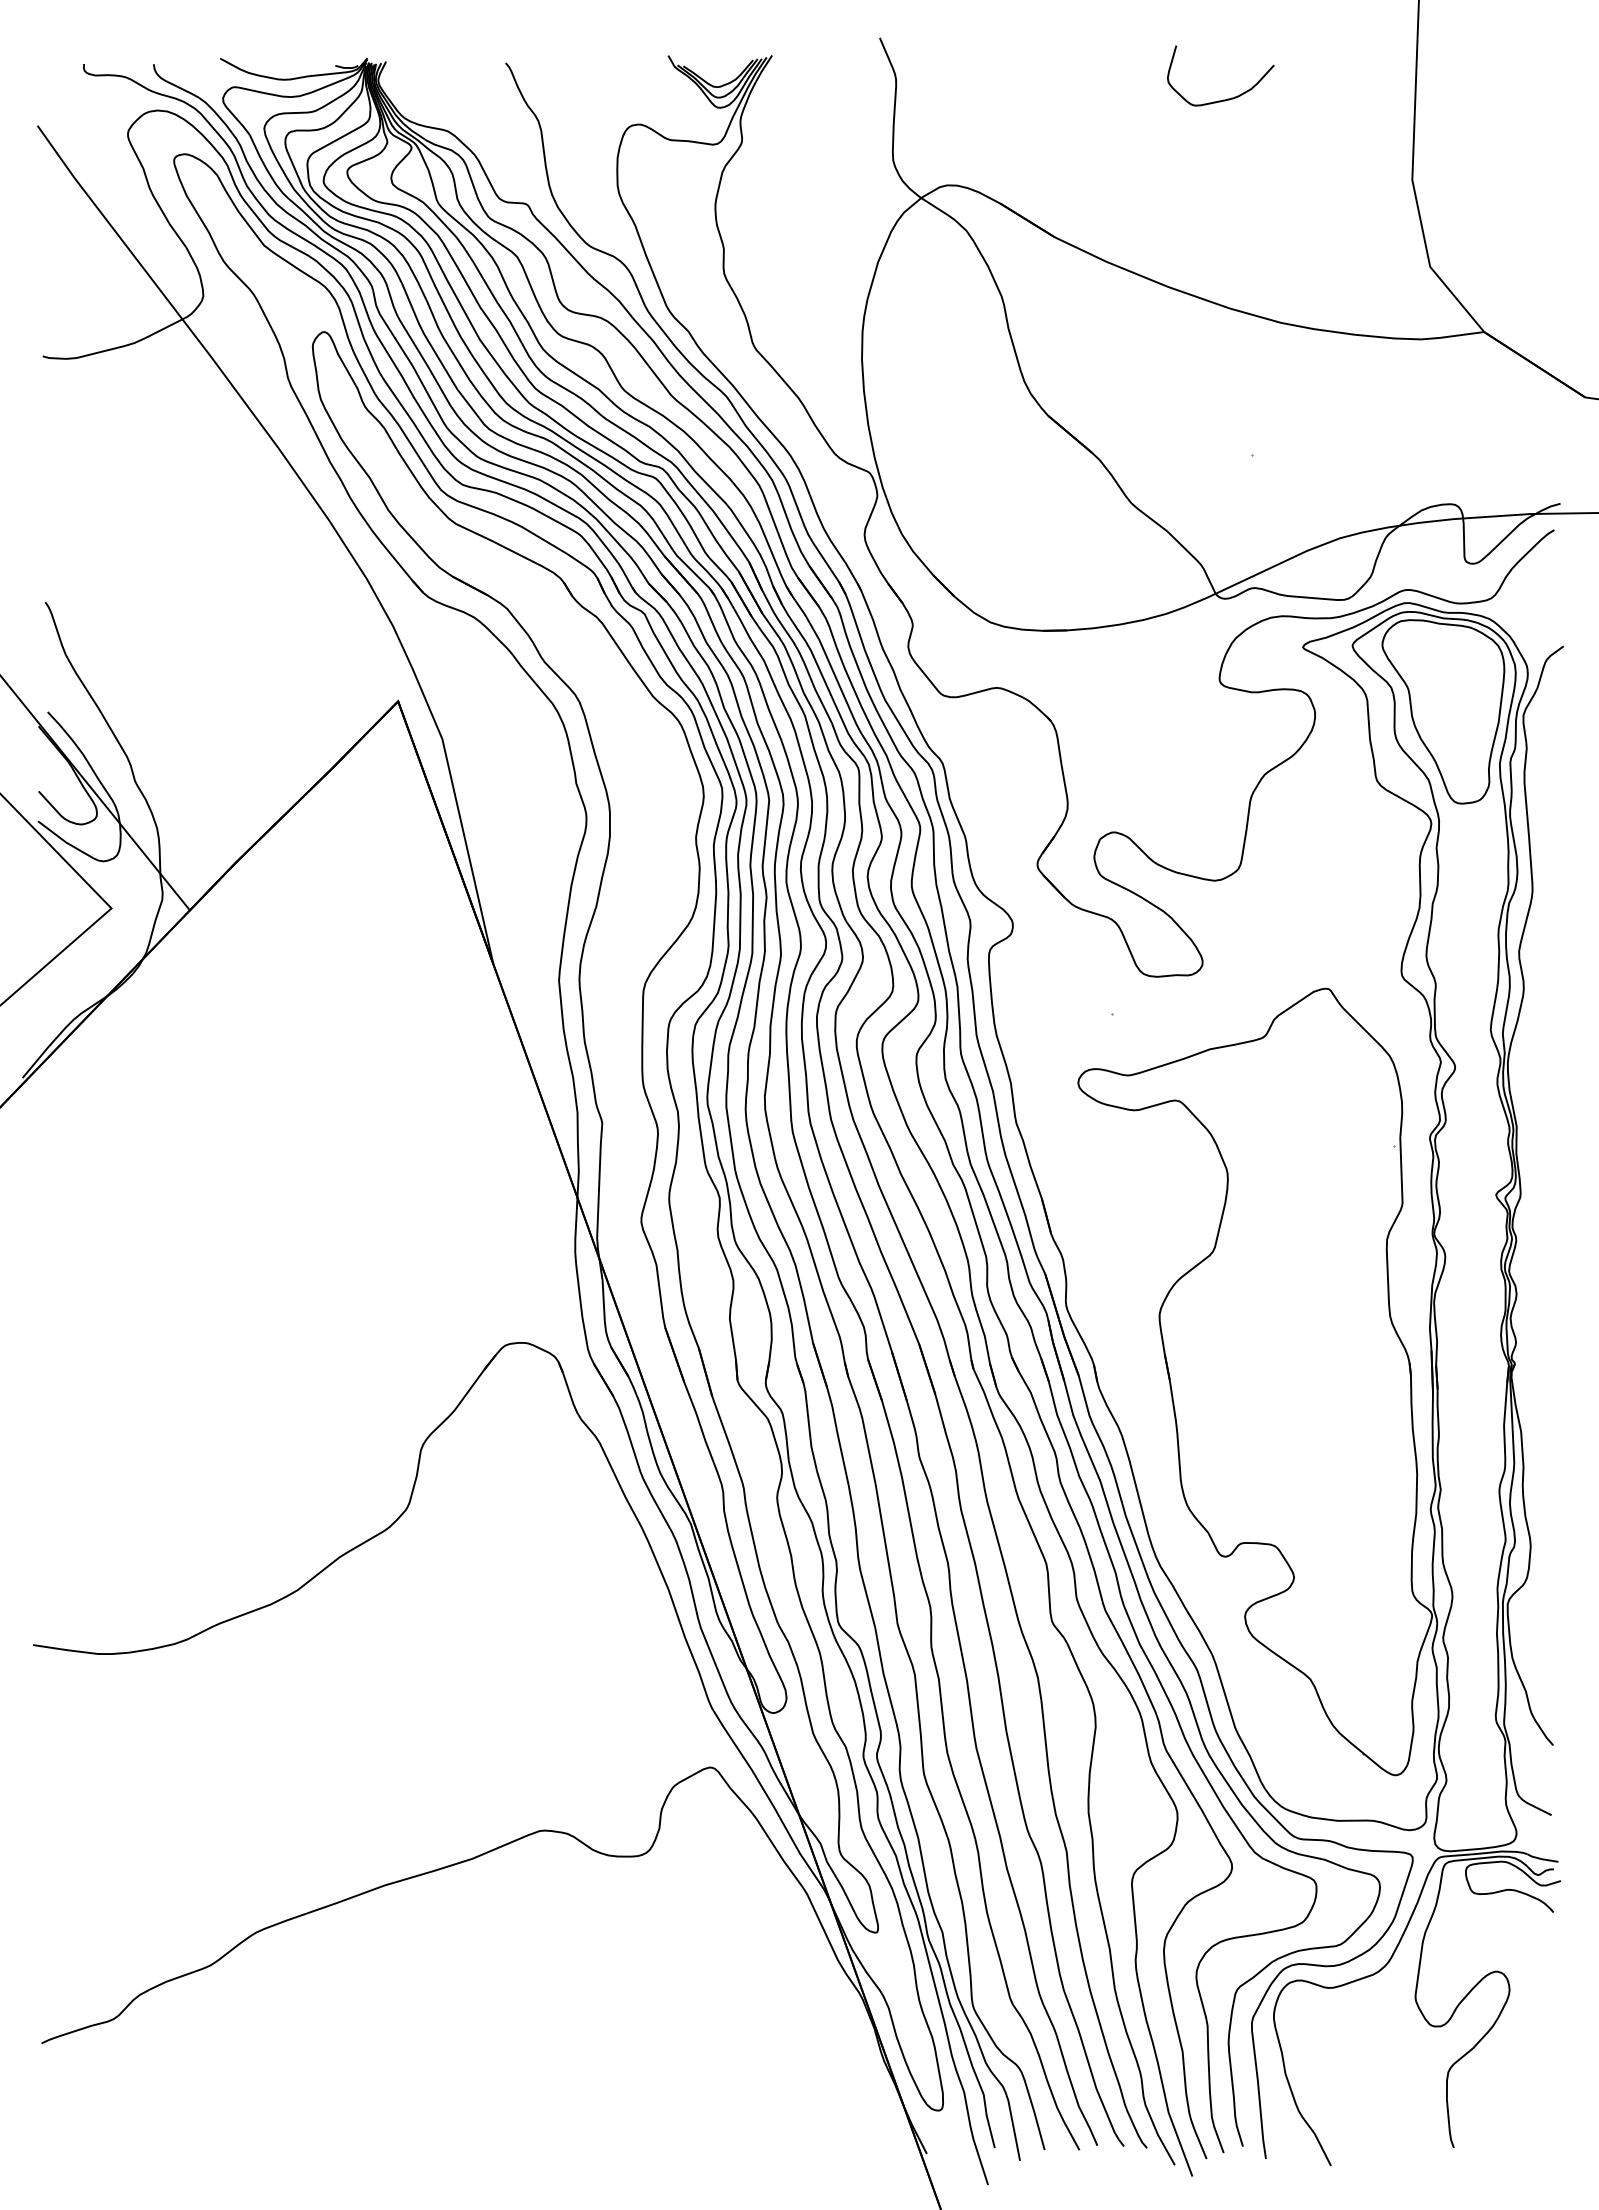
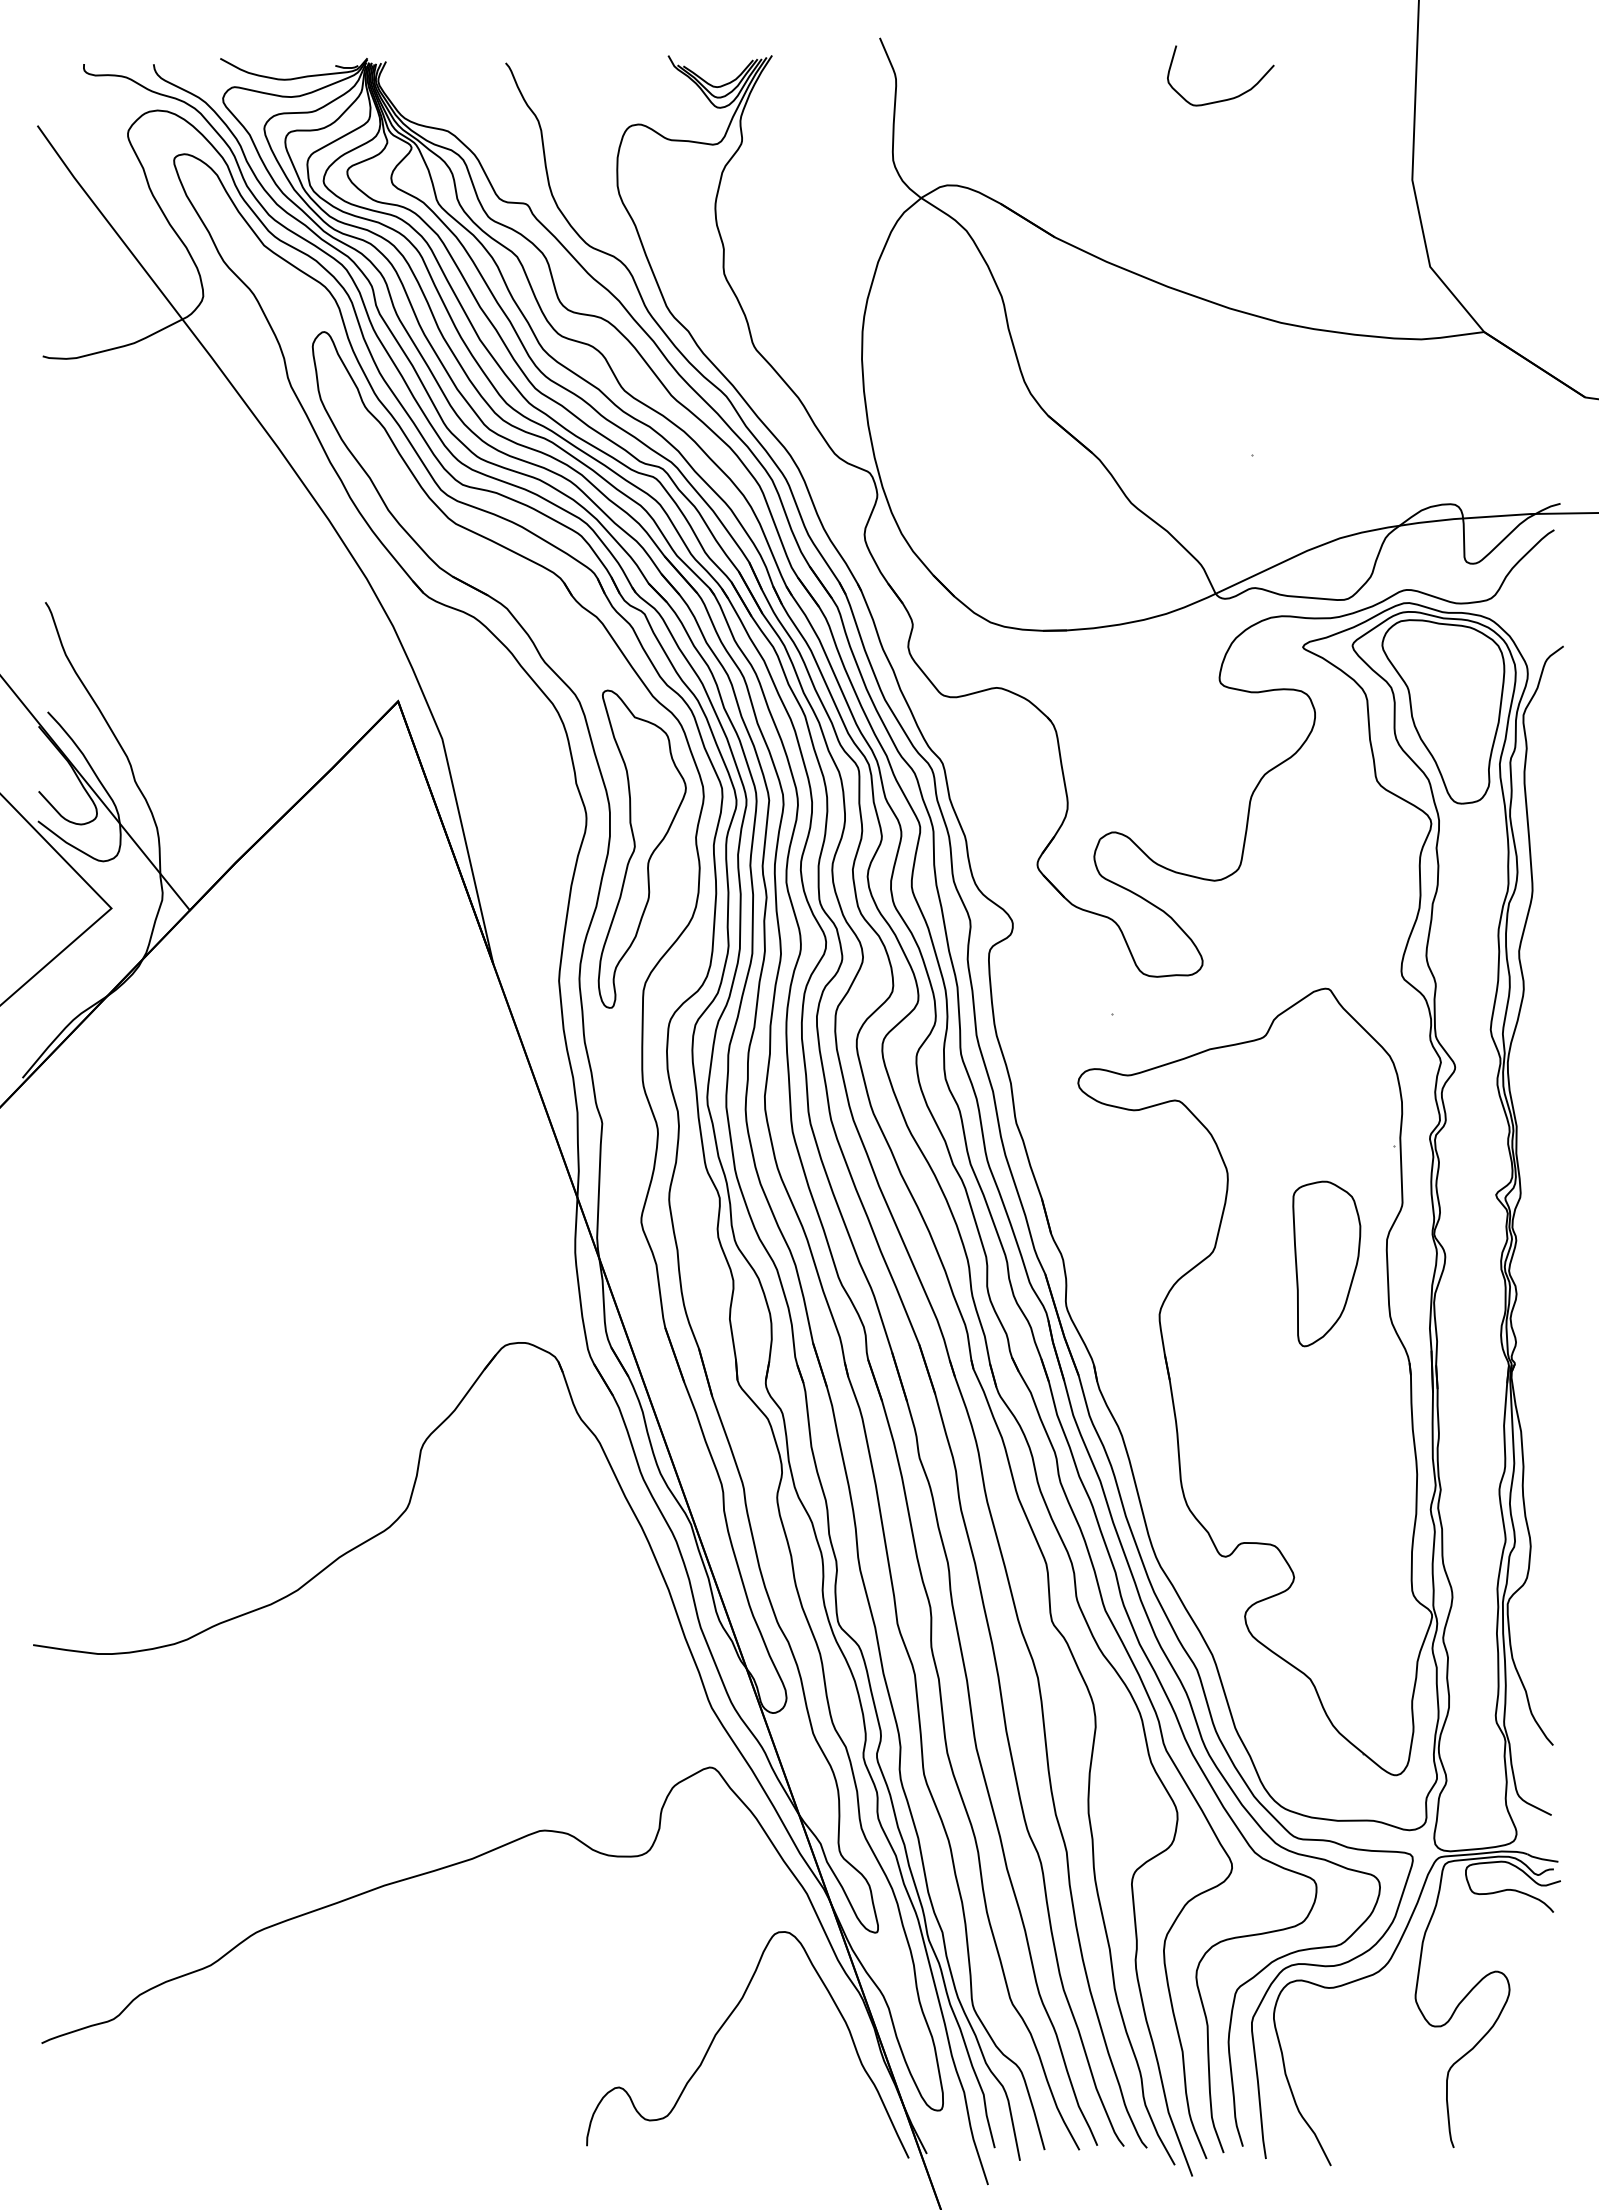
part: none -> present (641, 848)
part: none -> present (1326, 1263)
curve: none -> present (722, 2027)
